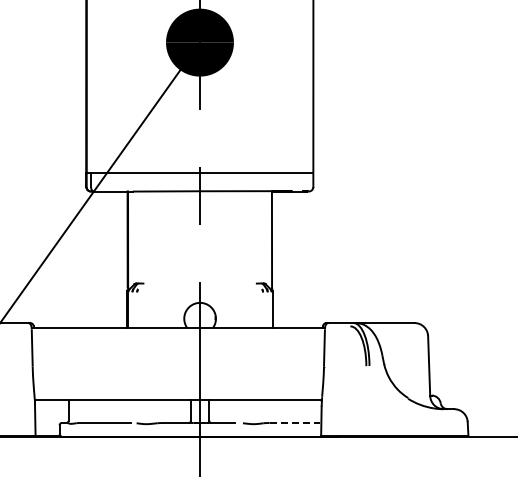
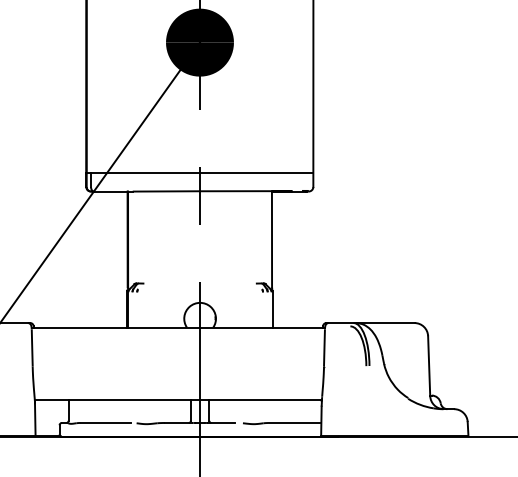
line: dashed -> solid (294, 422)
